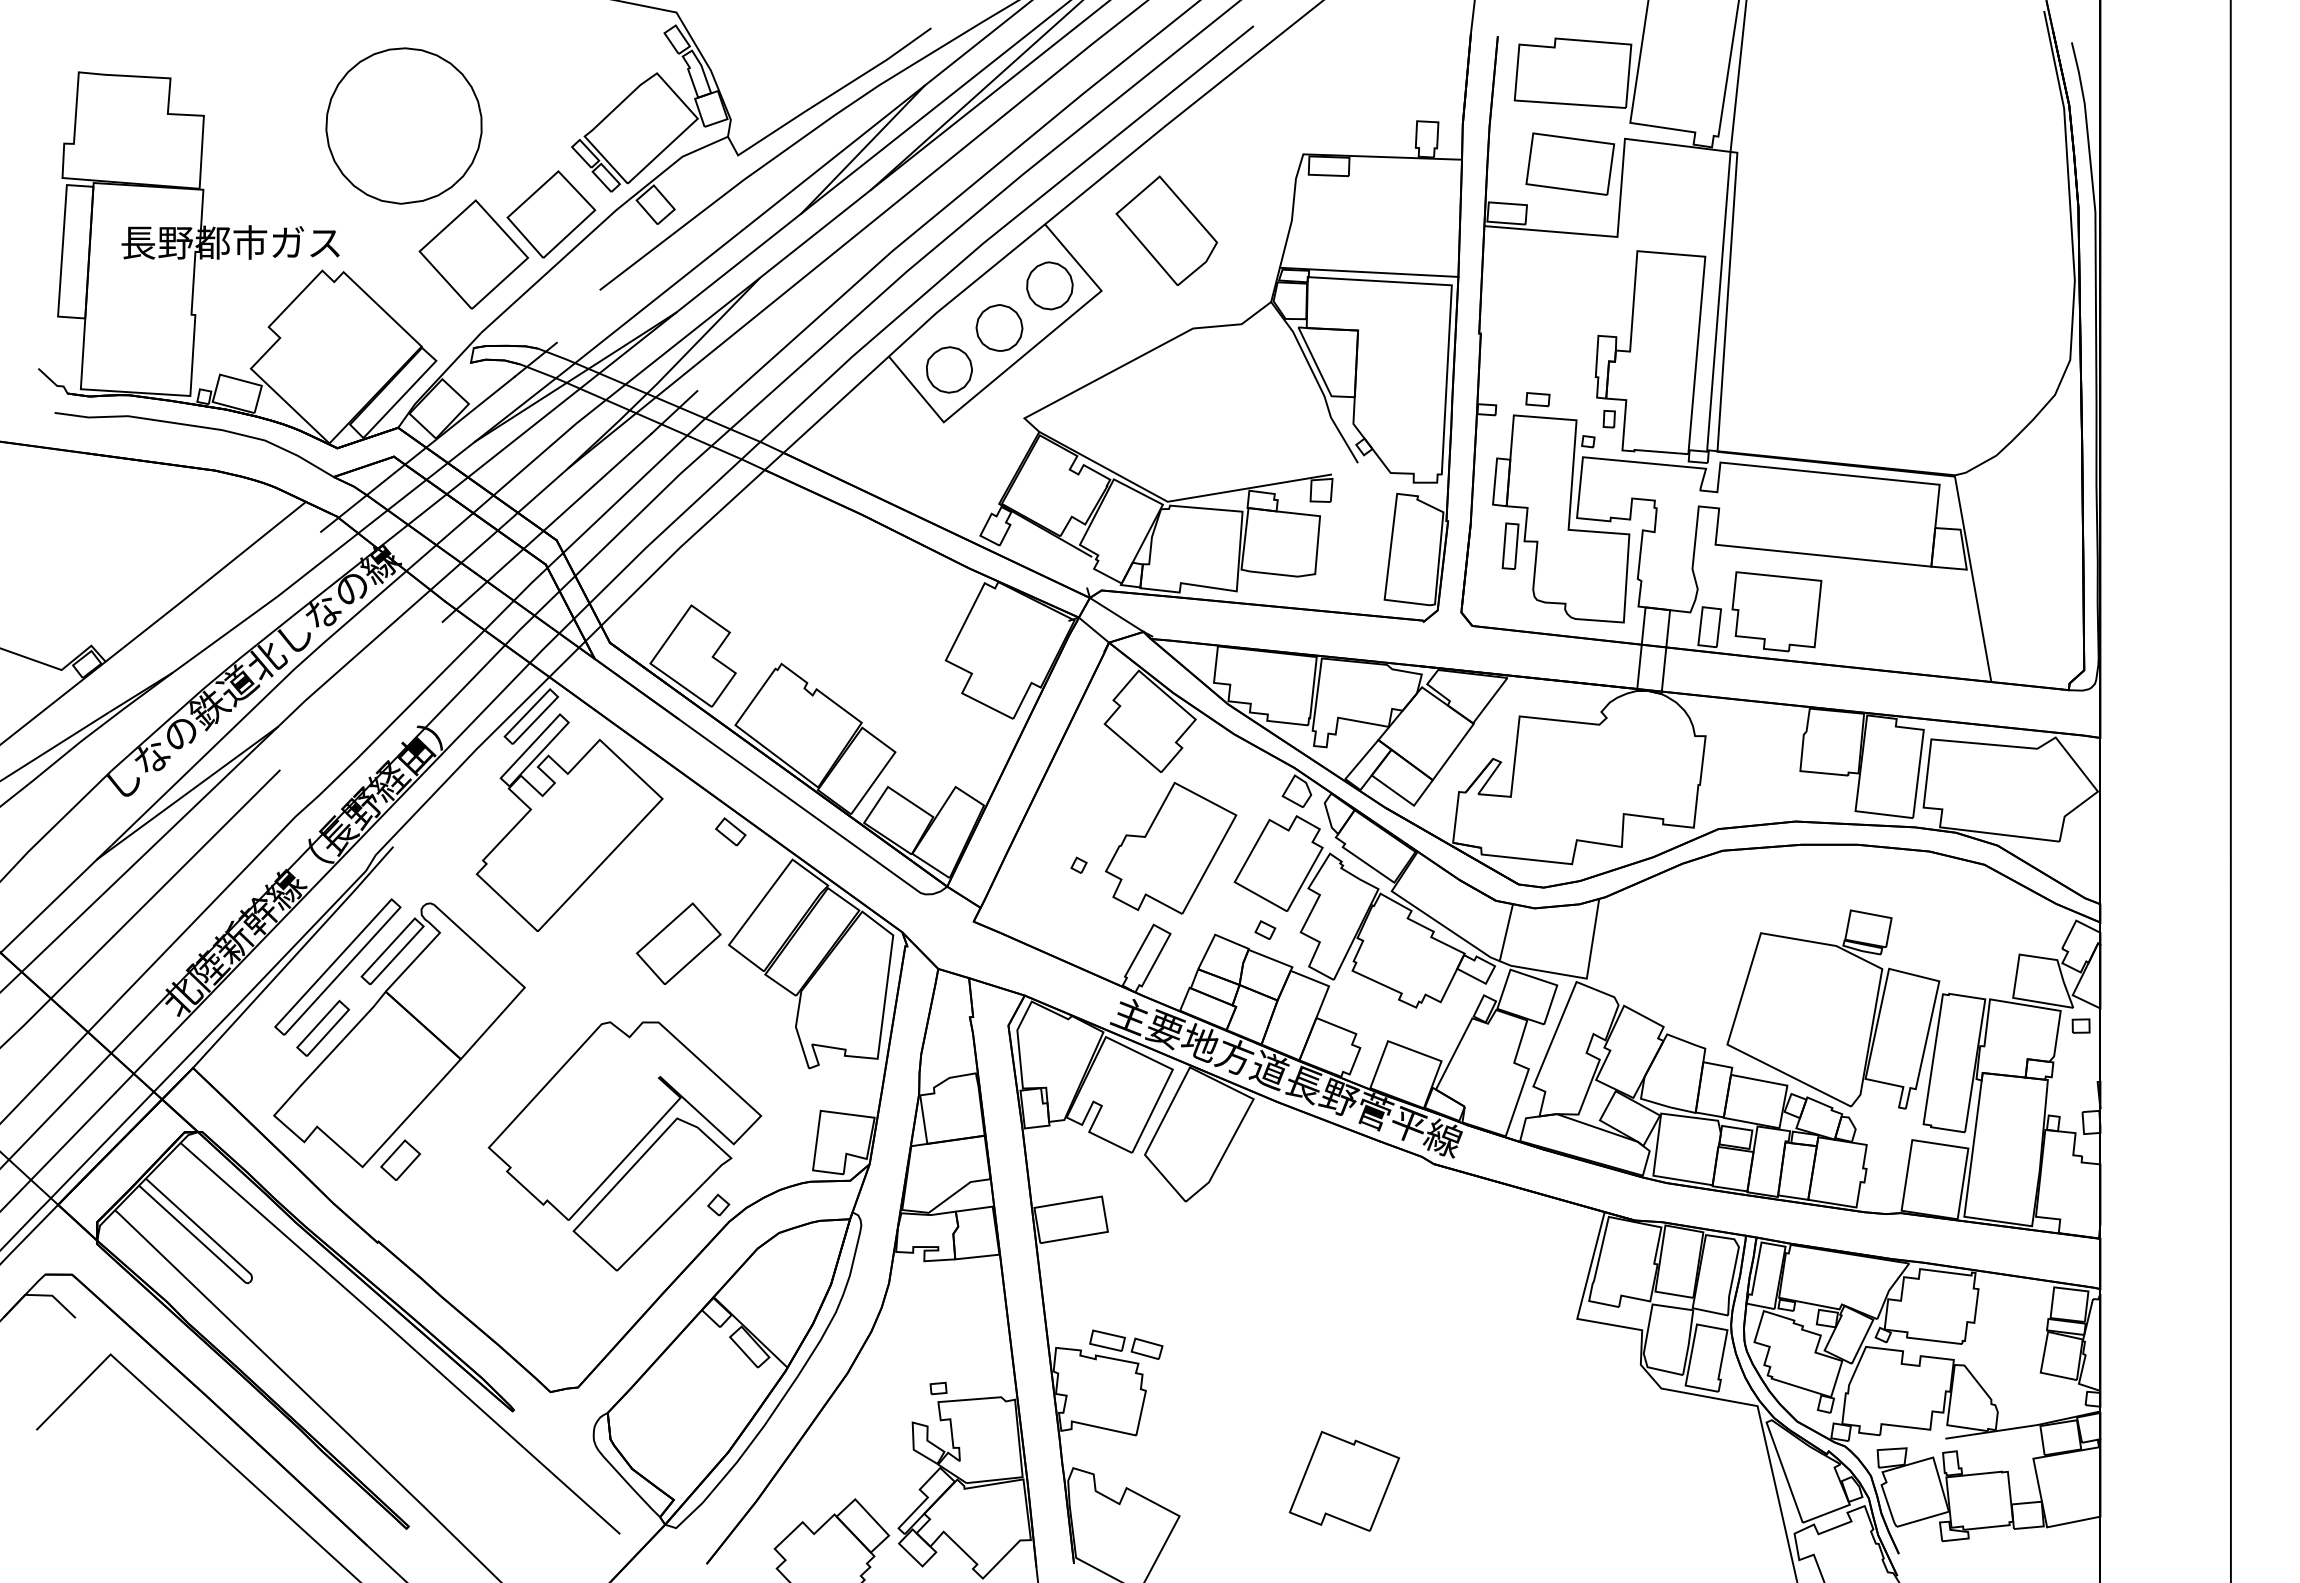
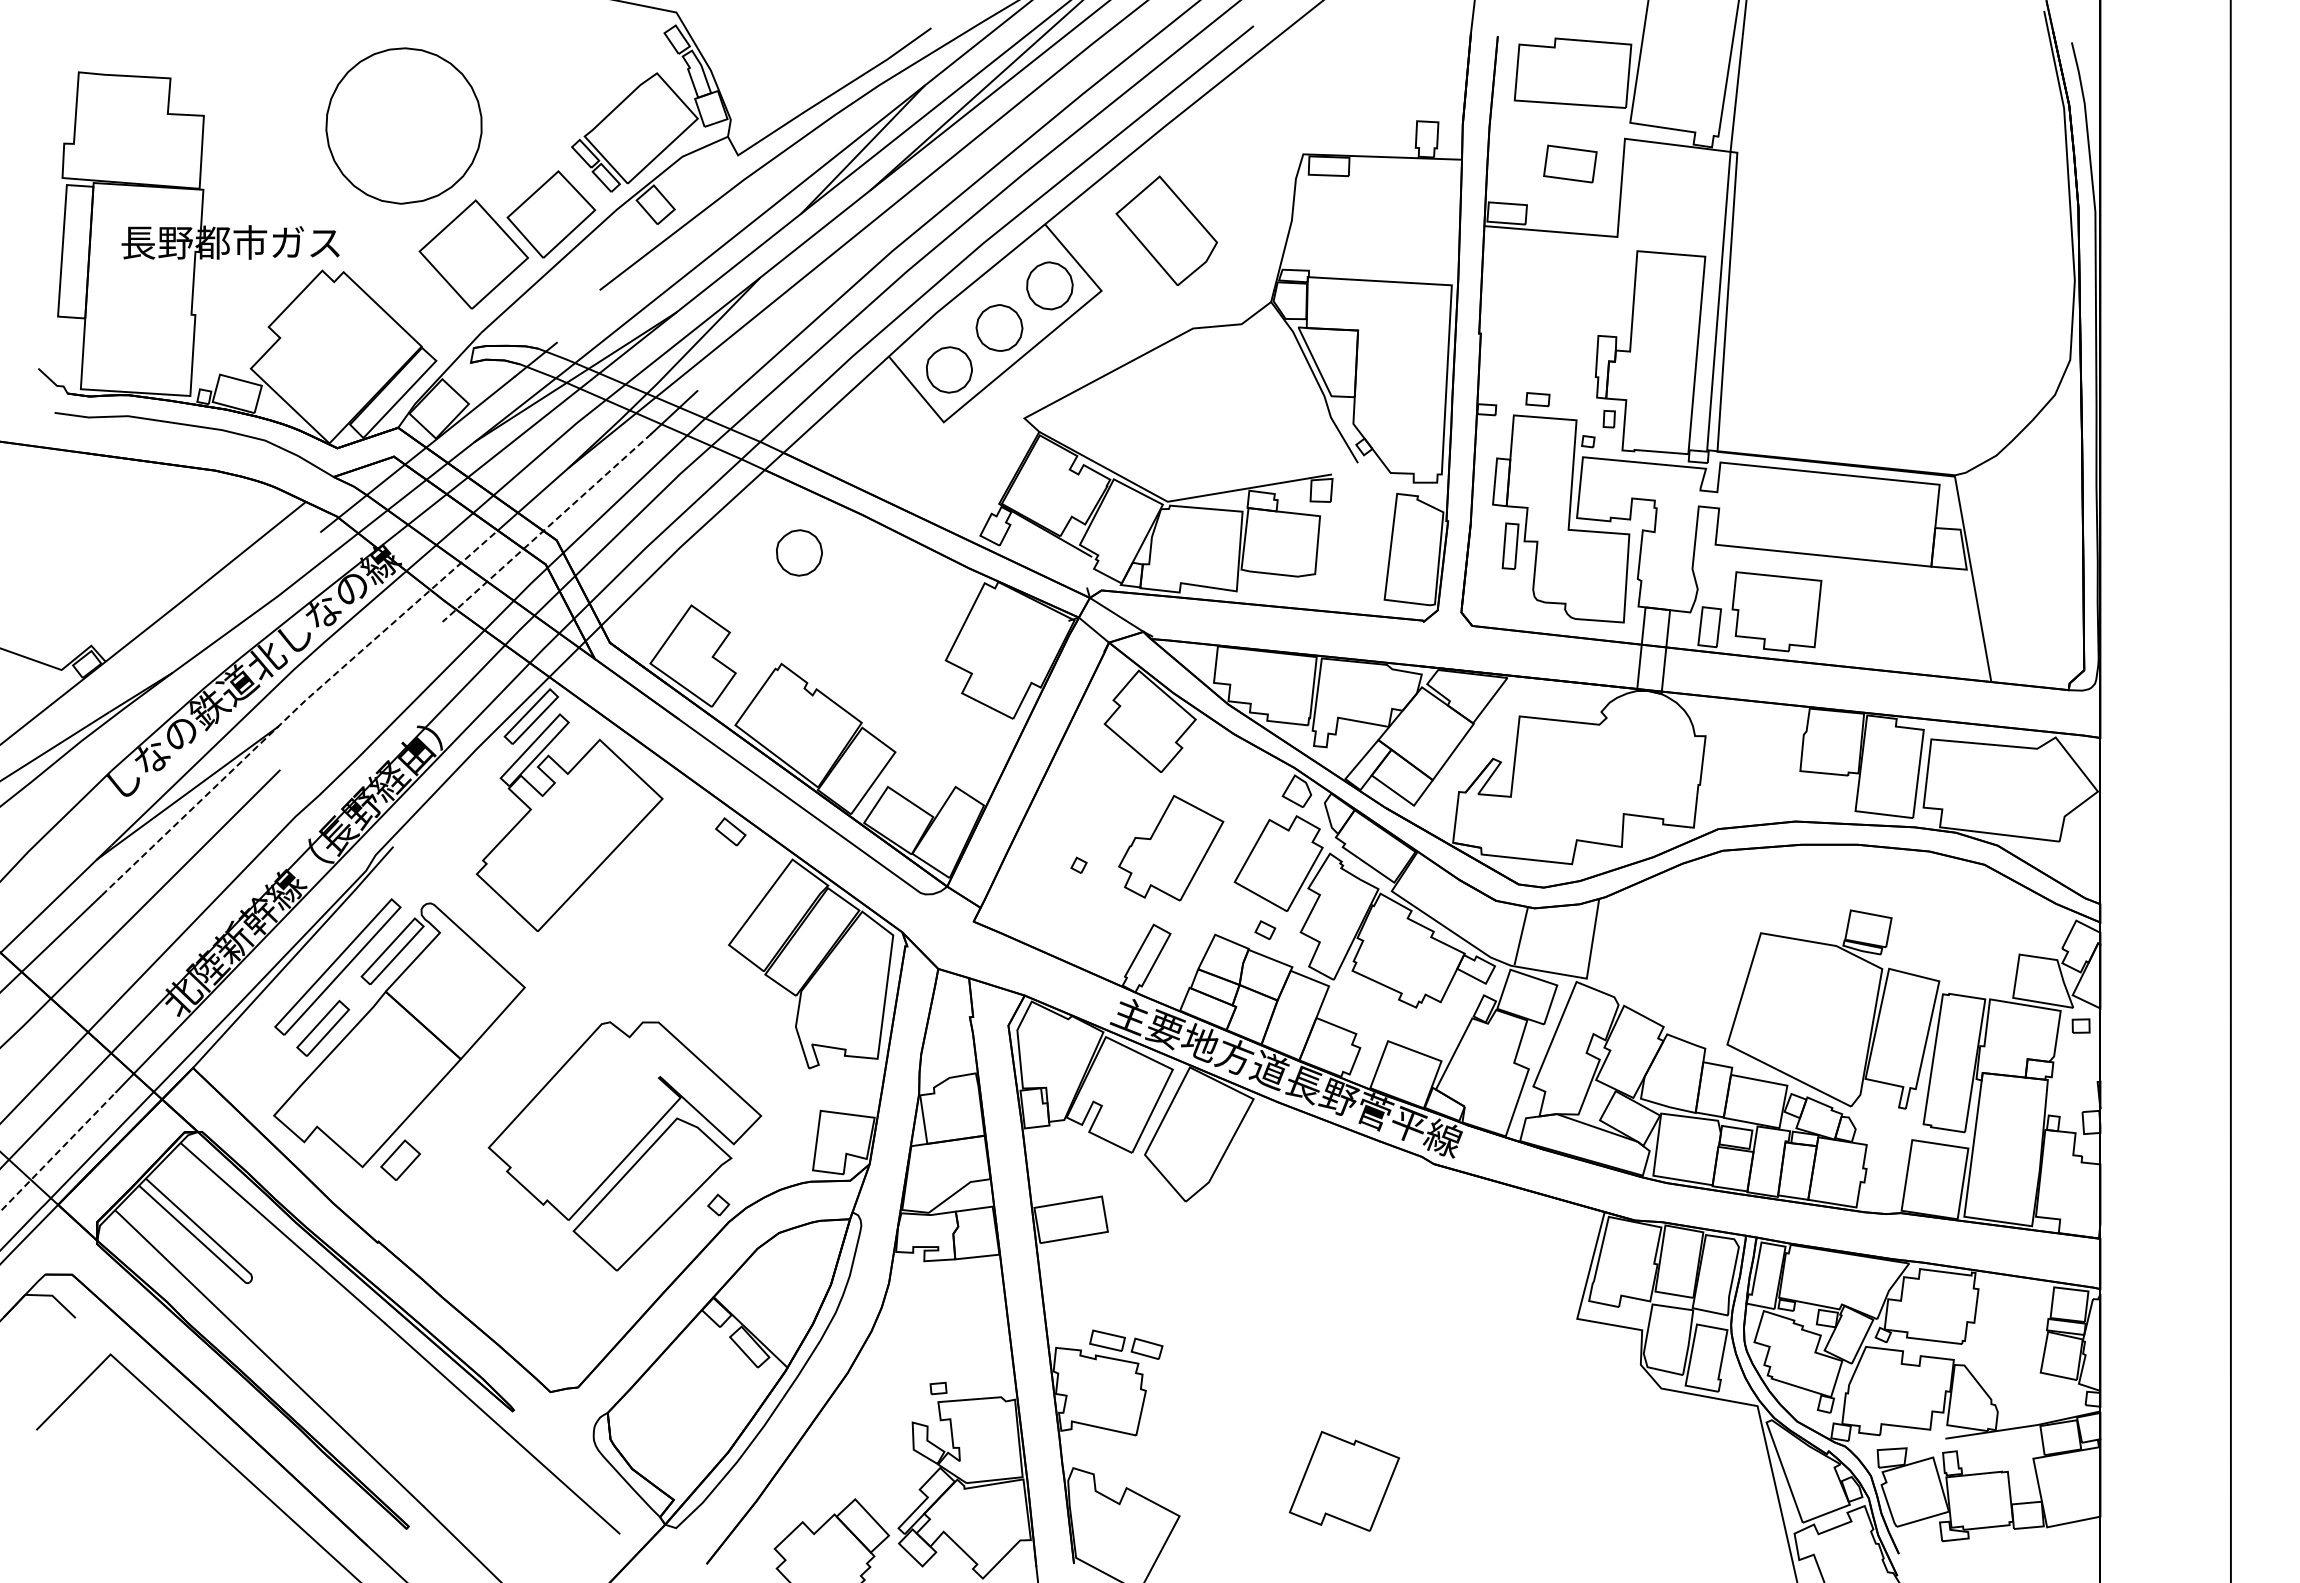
part size: 91x64 px -> 55x40 px (1570, 163)
line: present -> none (1368, 271)
line: solid -> dashed (546, 528)
part: none -> present (799, 552)
line: solid -> dashed (296, 709)
part size: 133x134 px -> 107x108 px (1171, 847)
line position: (1505, 932) -> (1520, 935) (1520, 935)
part: present -> none (678, 943)
line: solid -> dashed (57, 1152)
